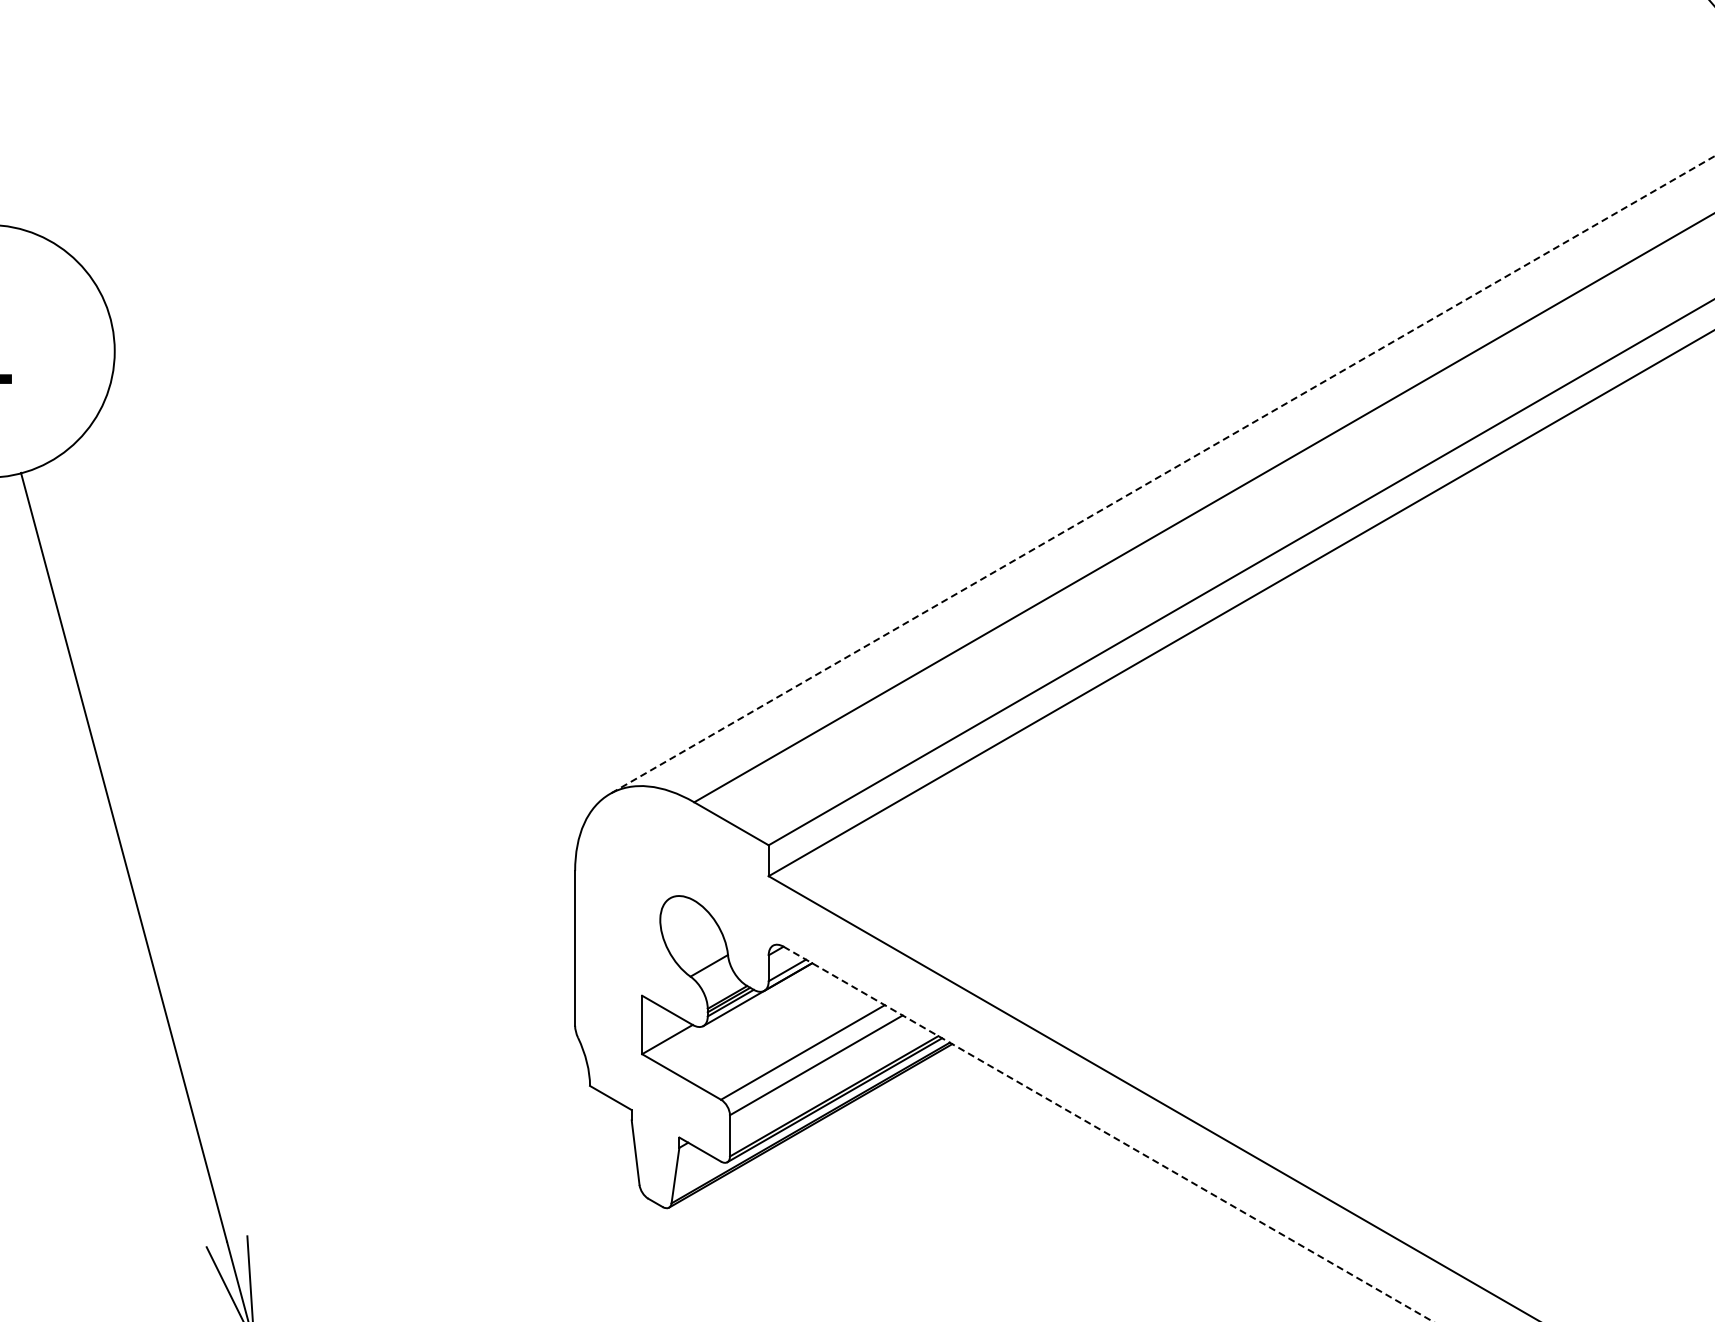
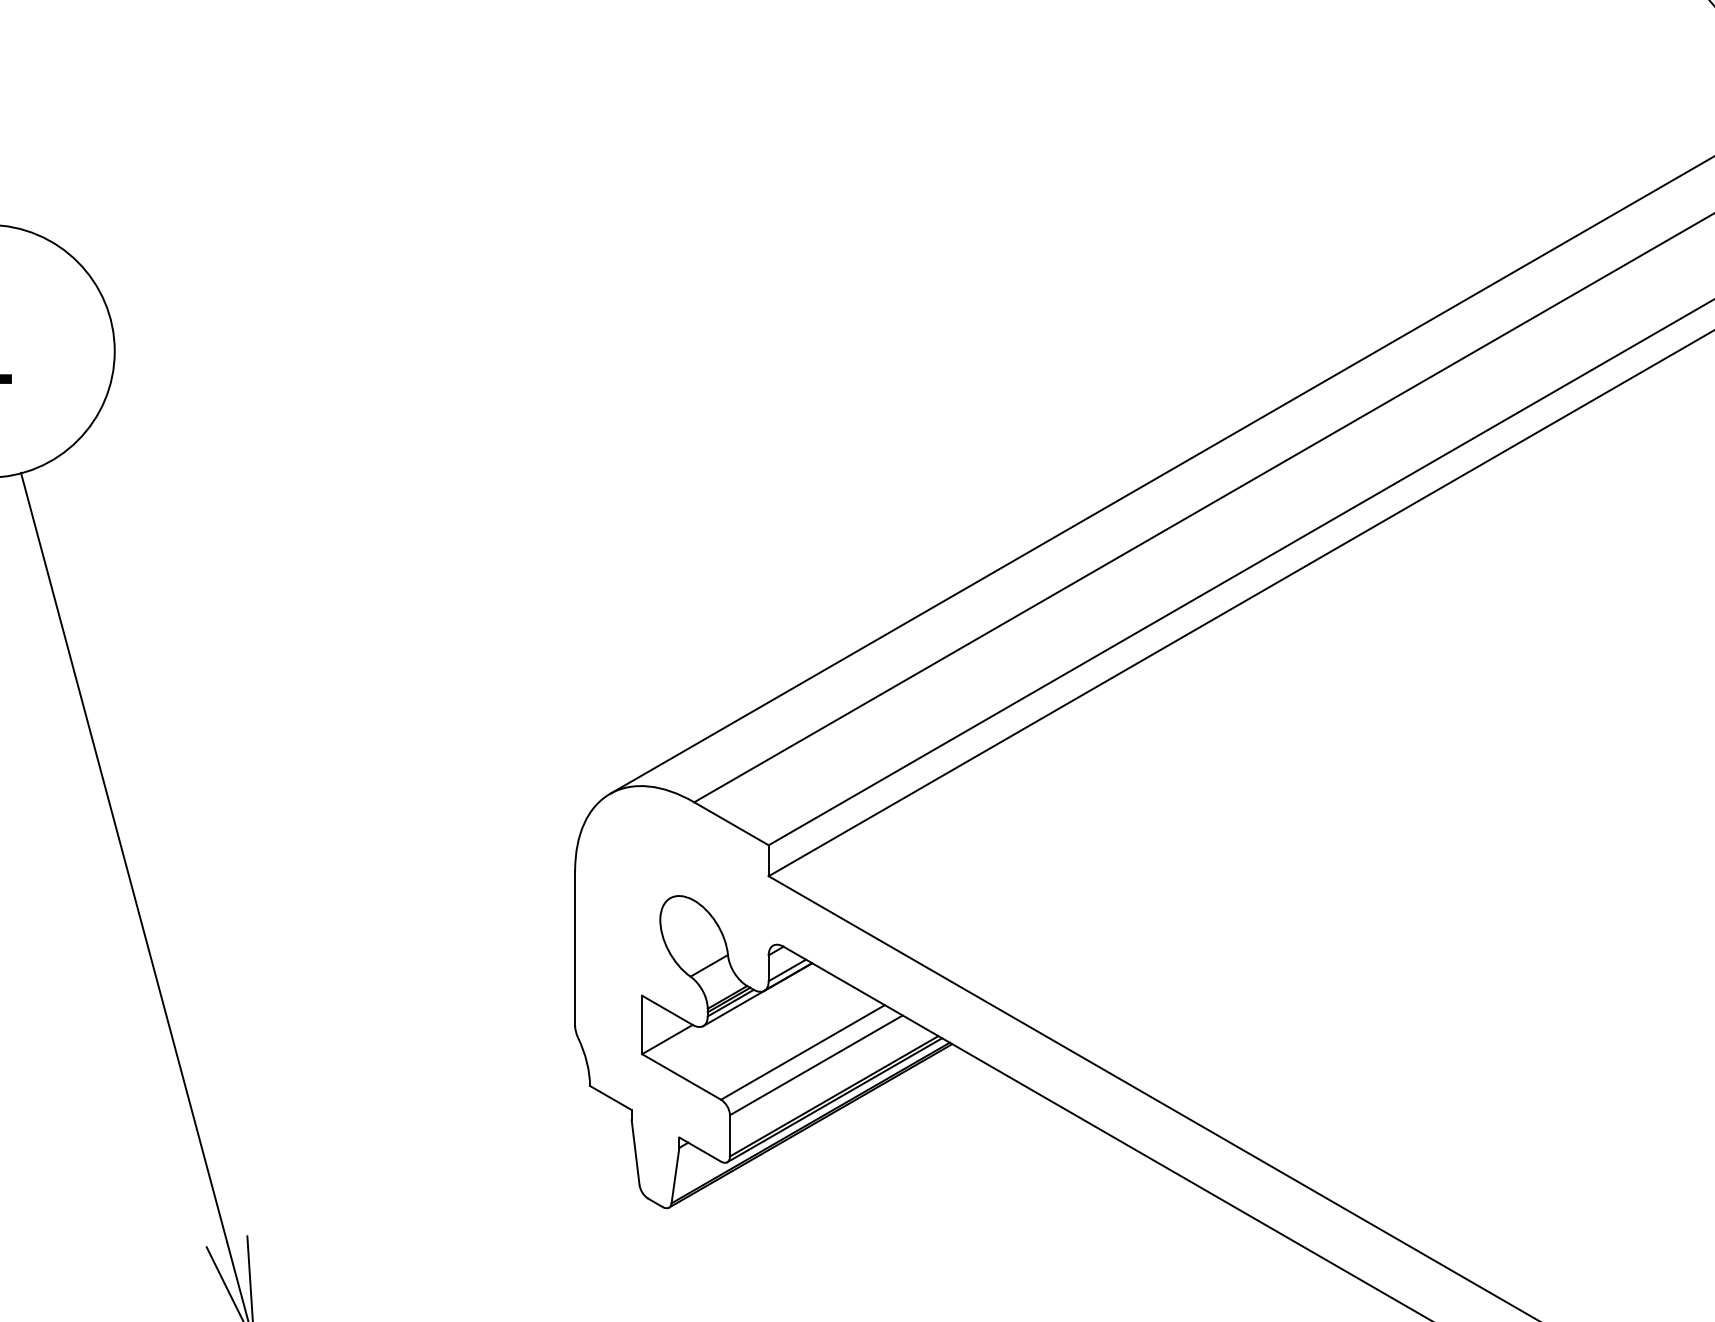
line: dashed -> solid (1162, 475)
line: dashed -> solid (1108, 1134)
